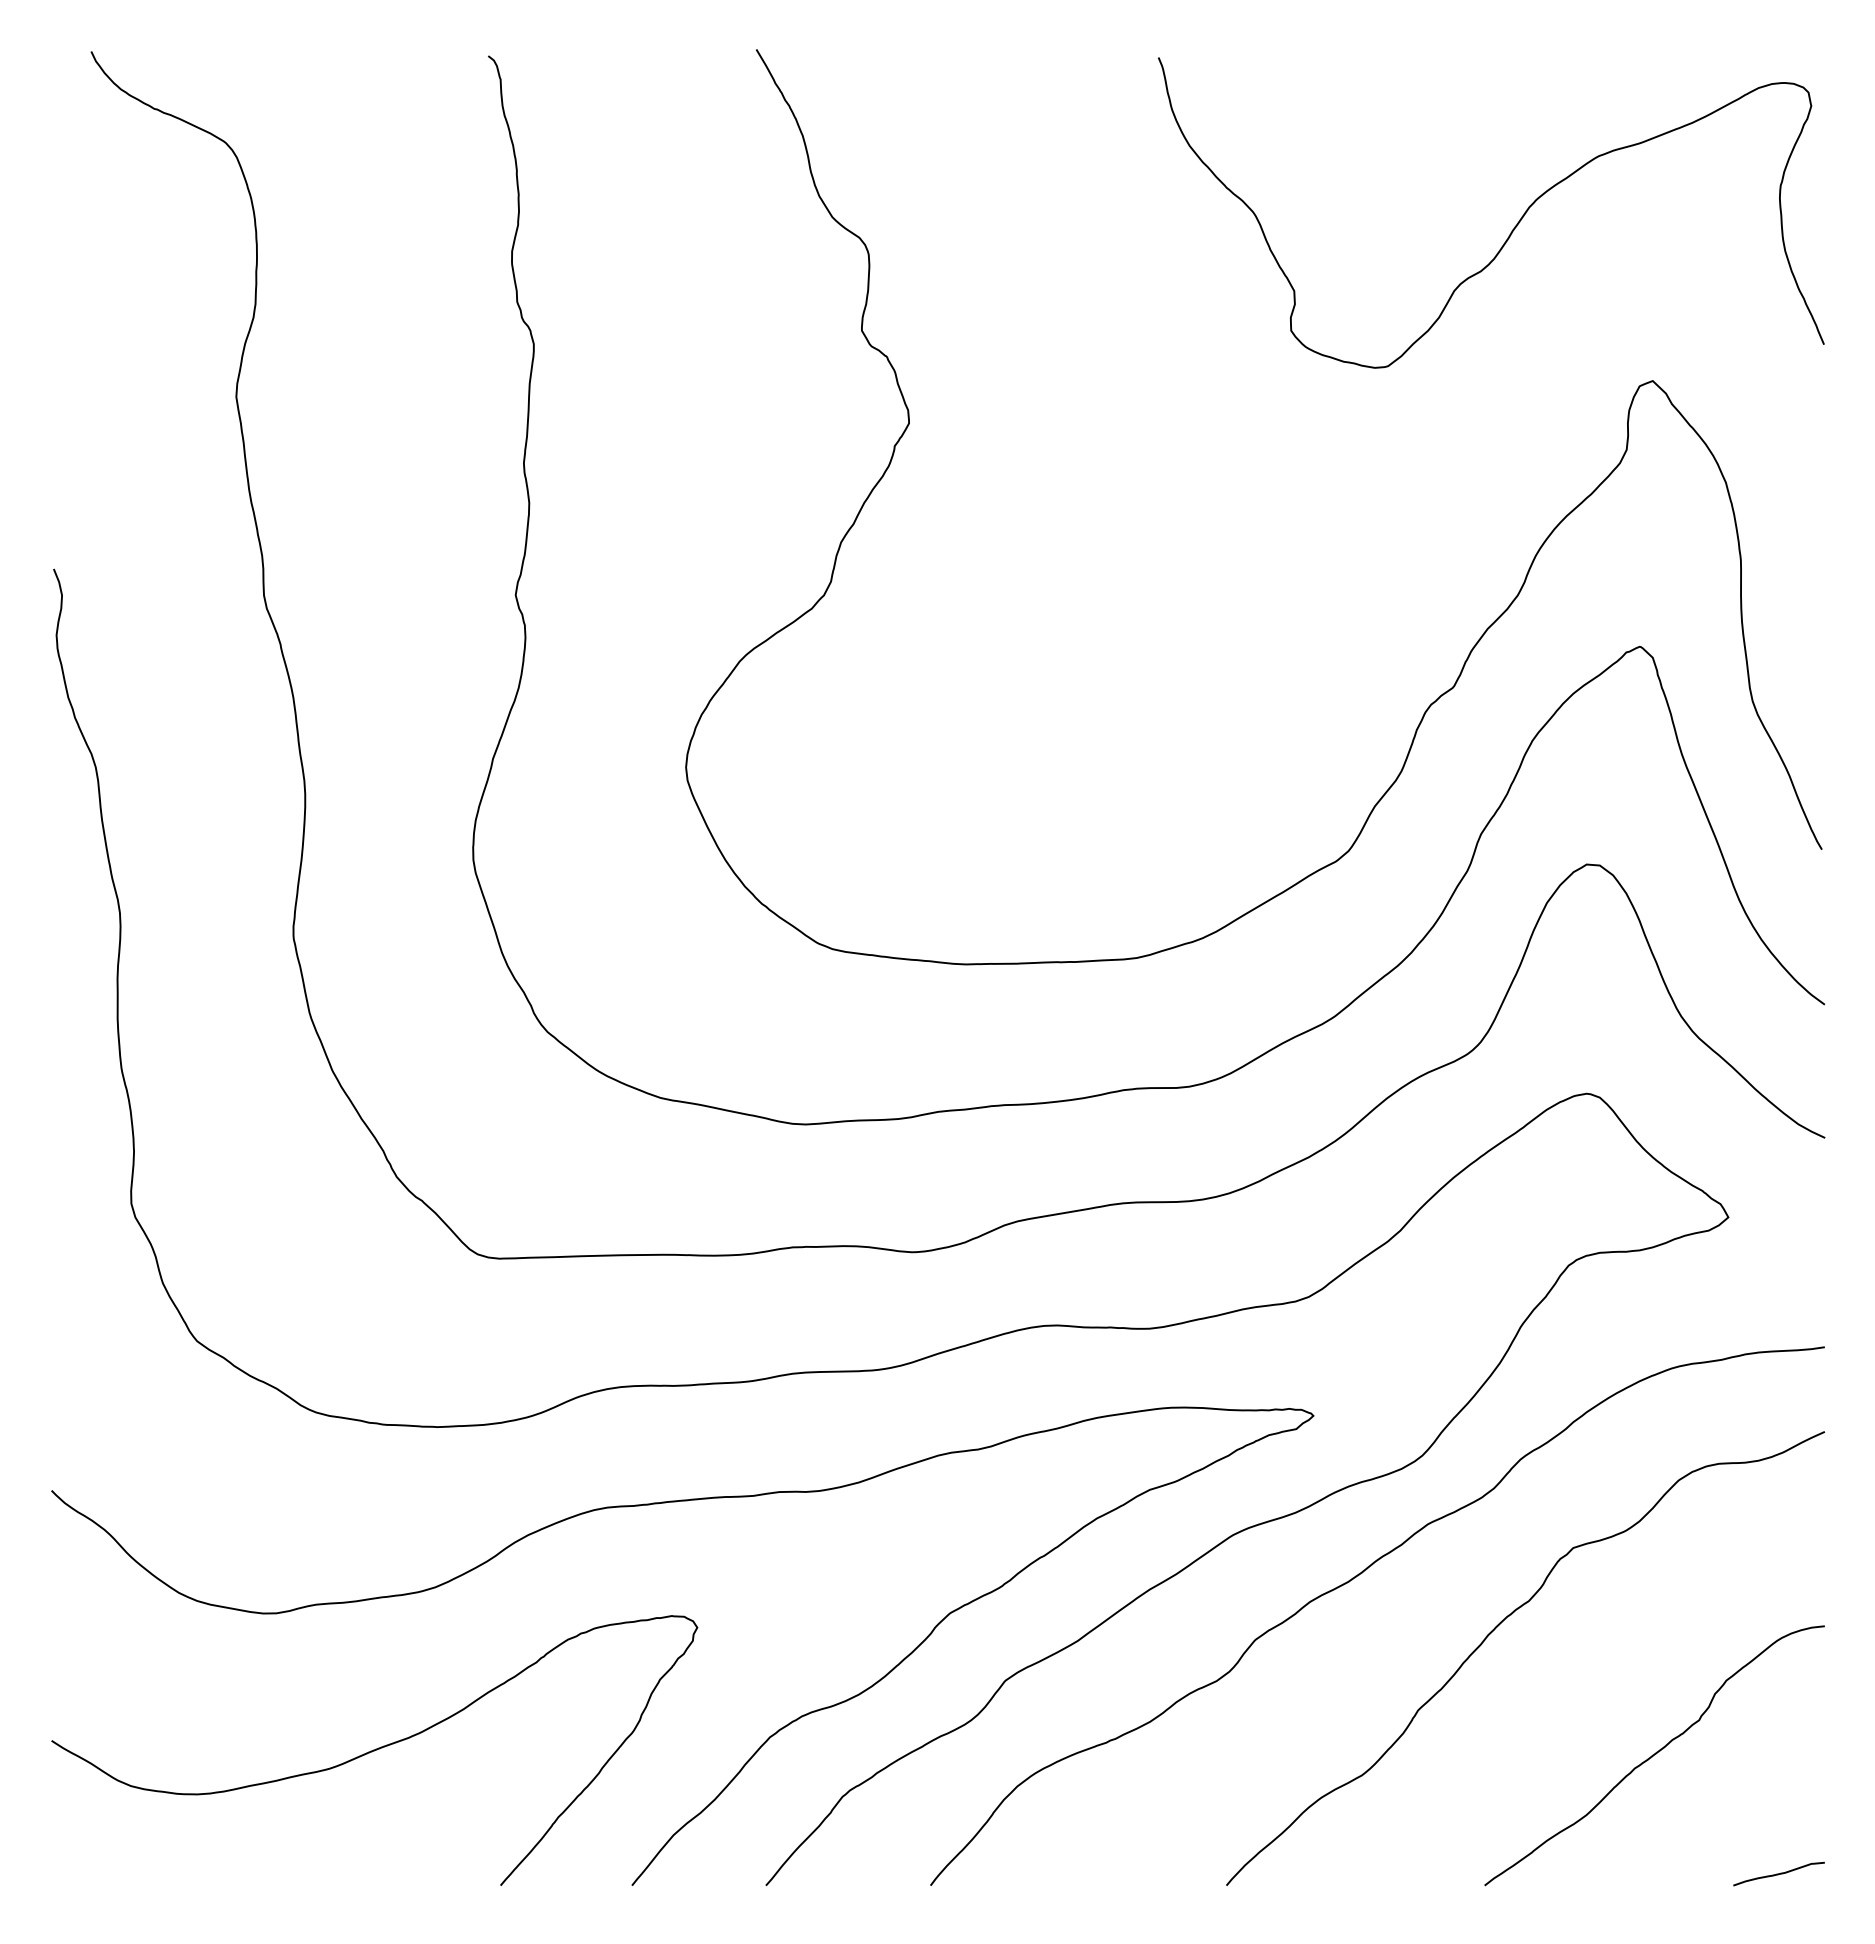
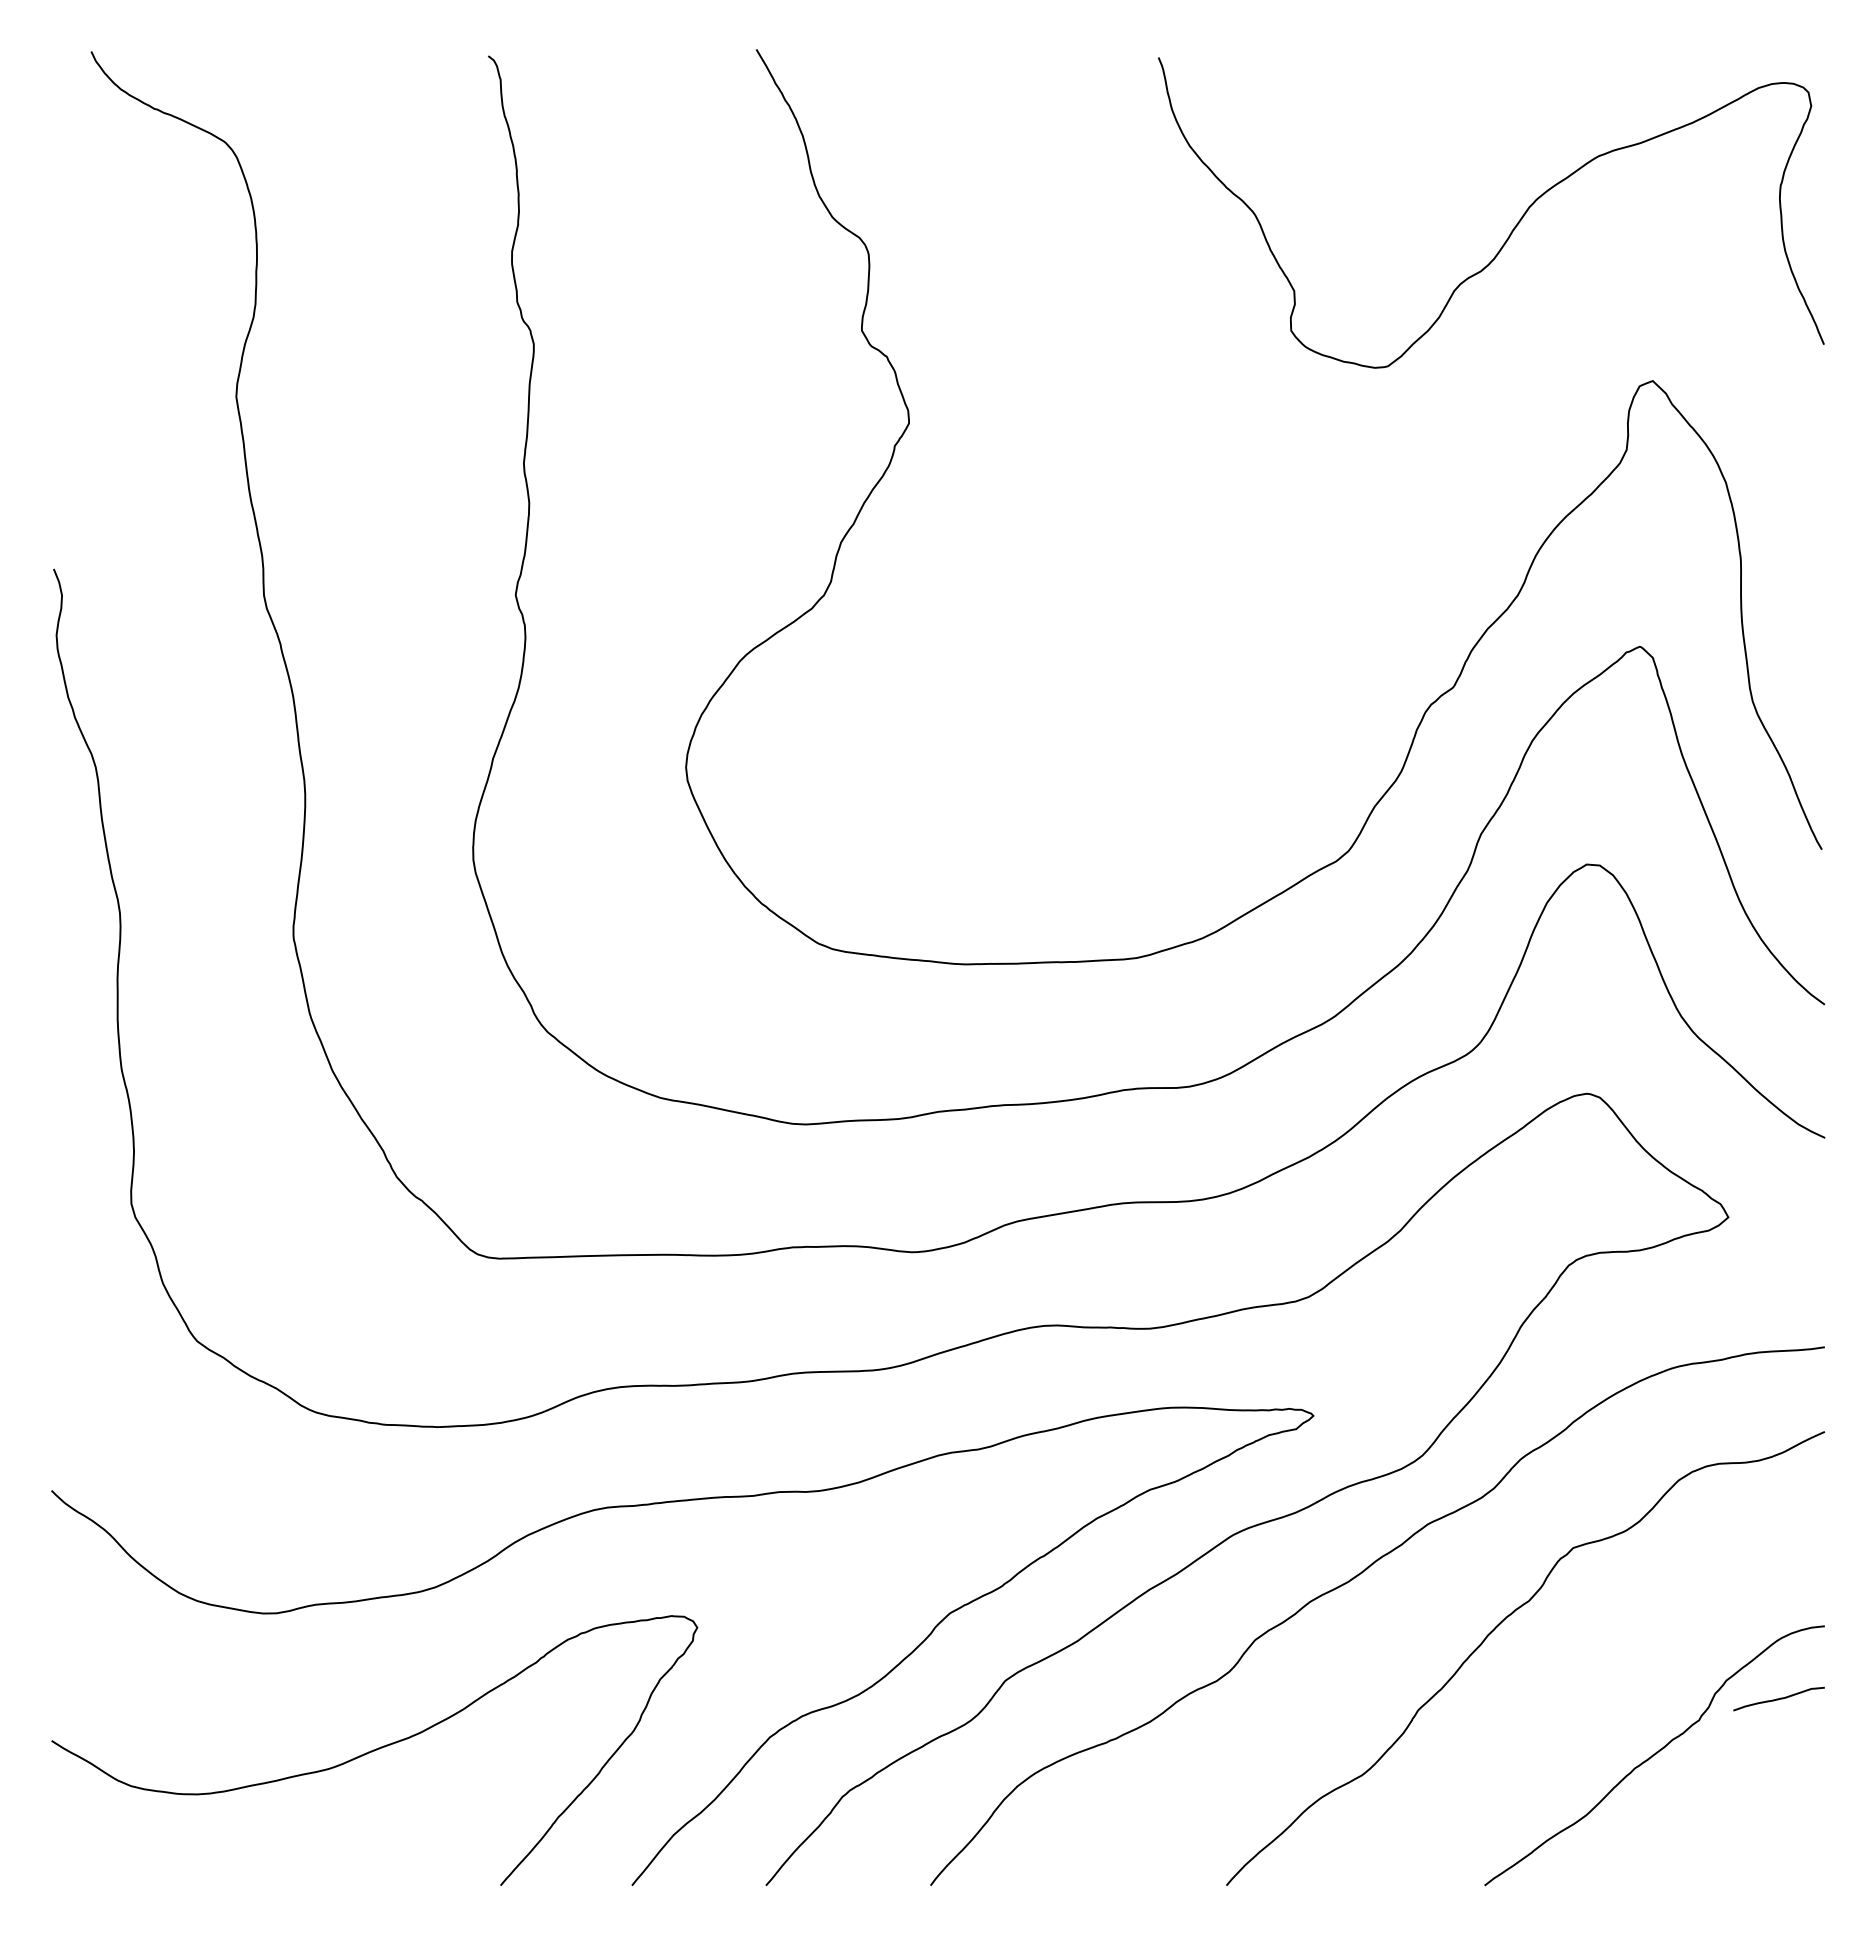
curve position: (1778, 1873) -> (1778, 1698) (1778, 1698)
